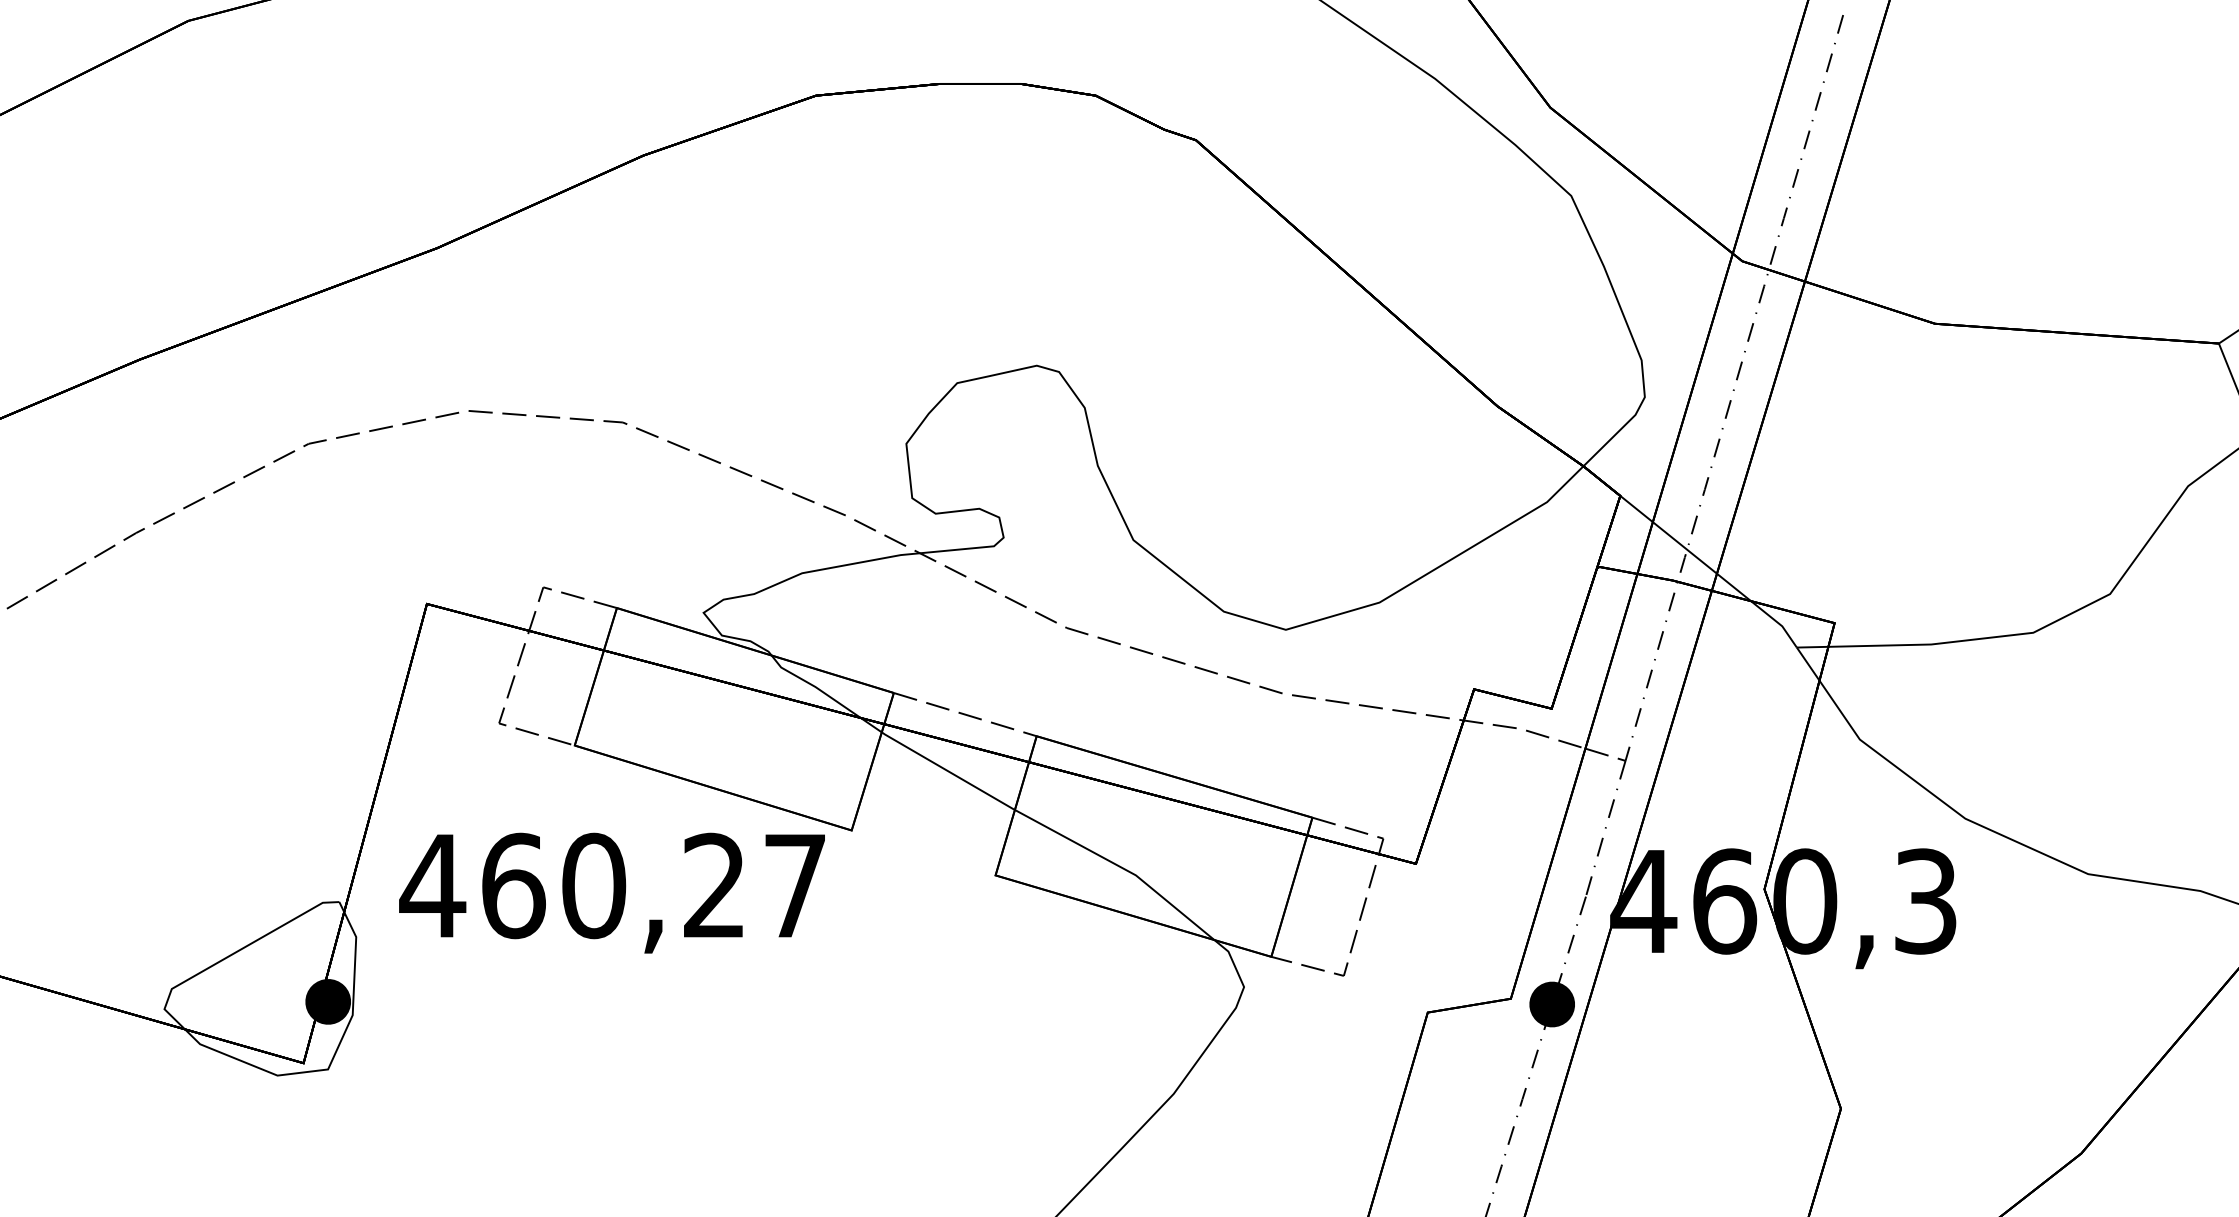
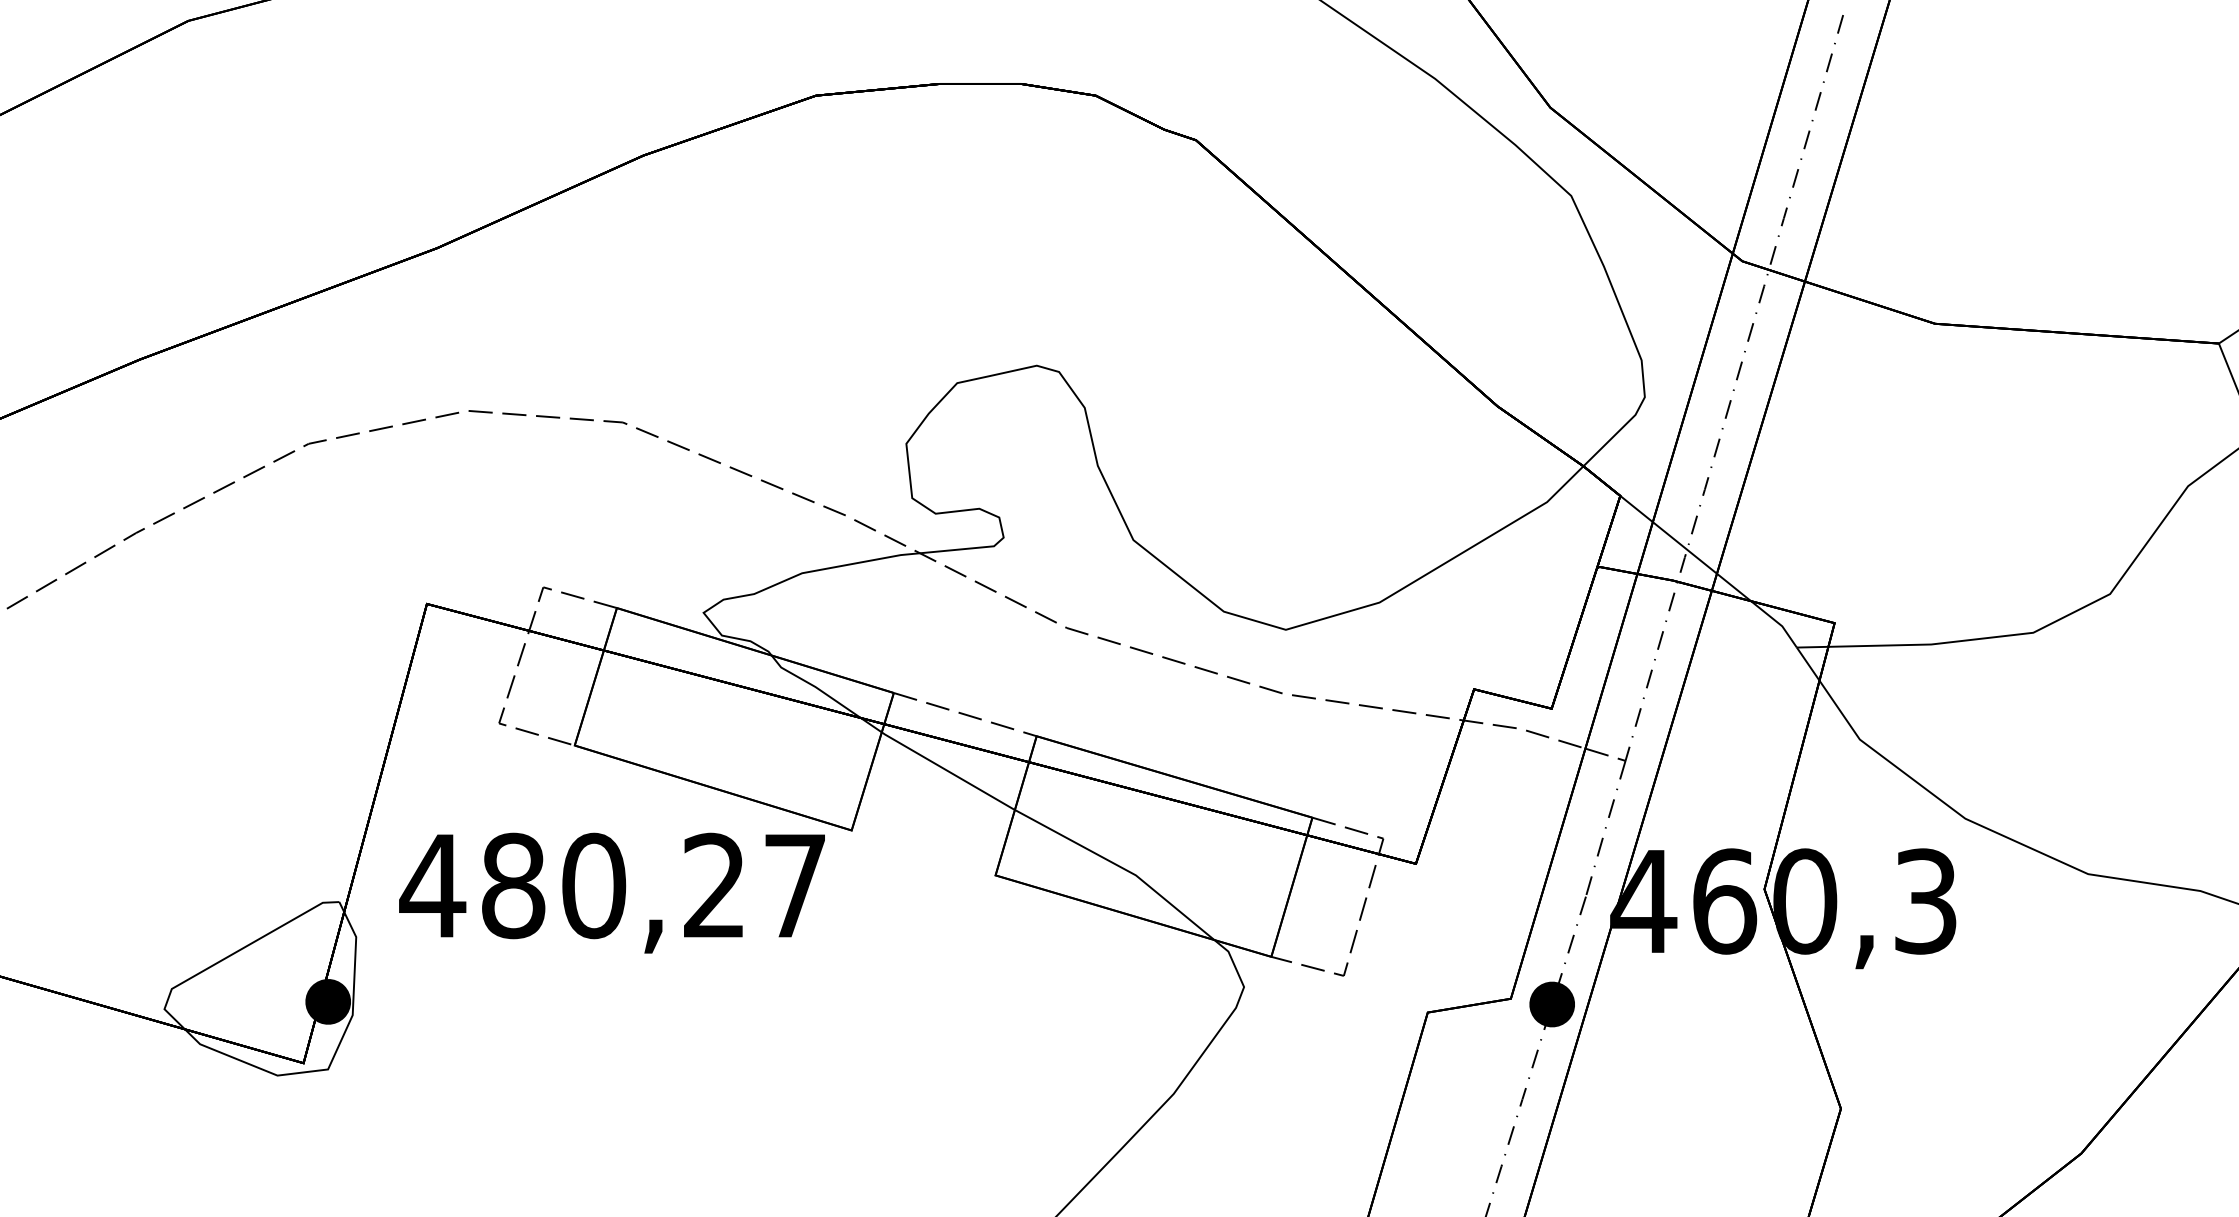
text: 460,27 -> 480,27 (513, 885)
